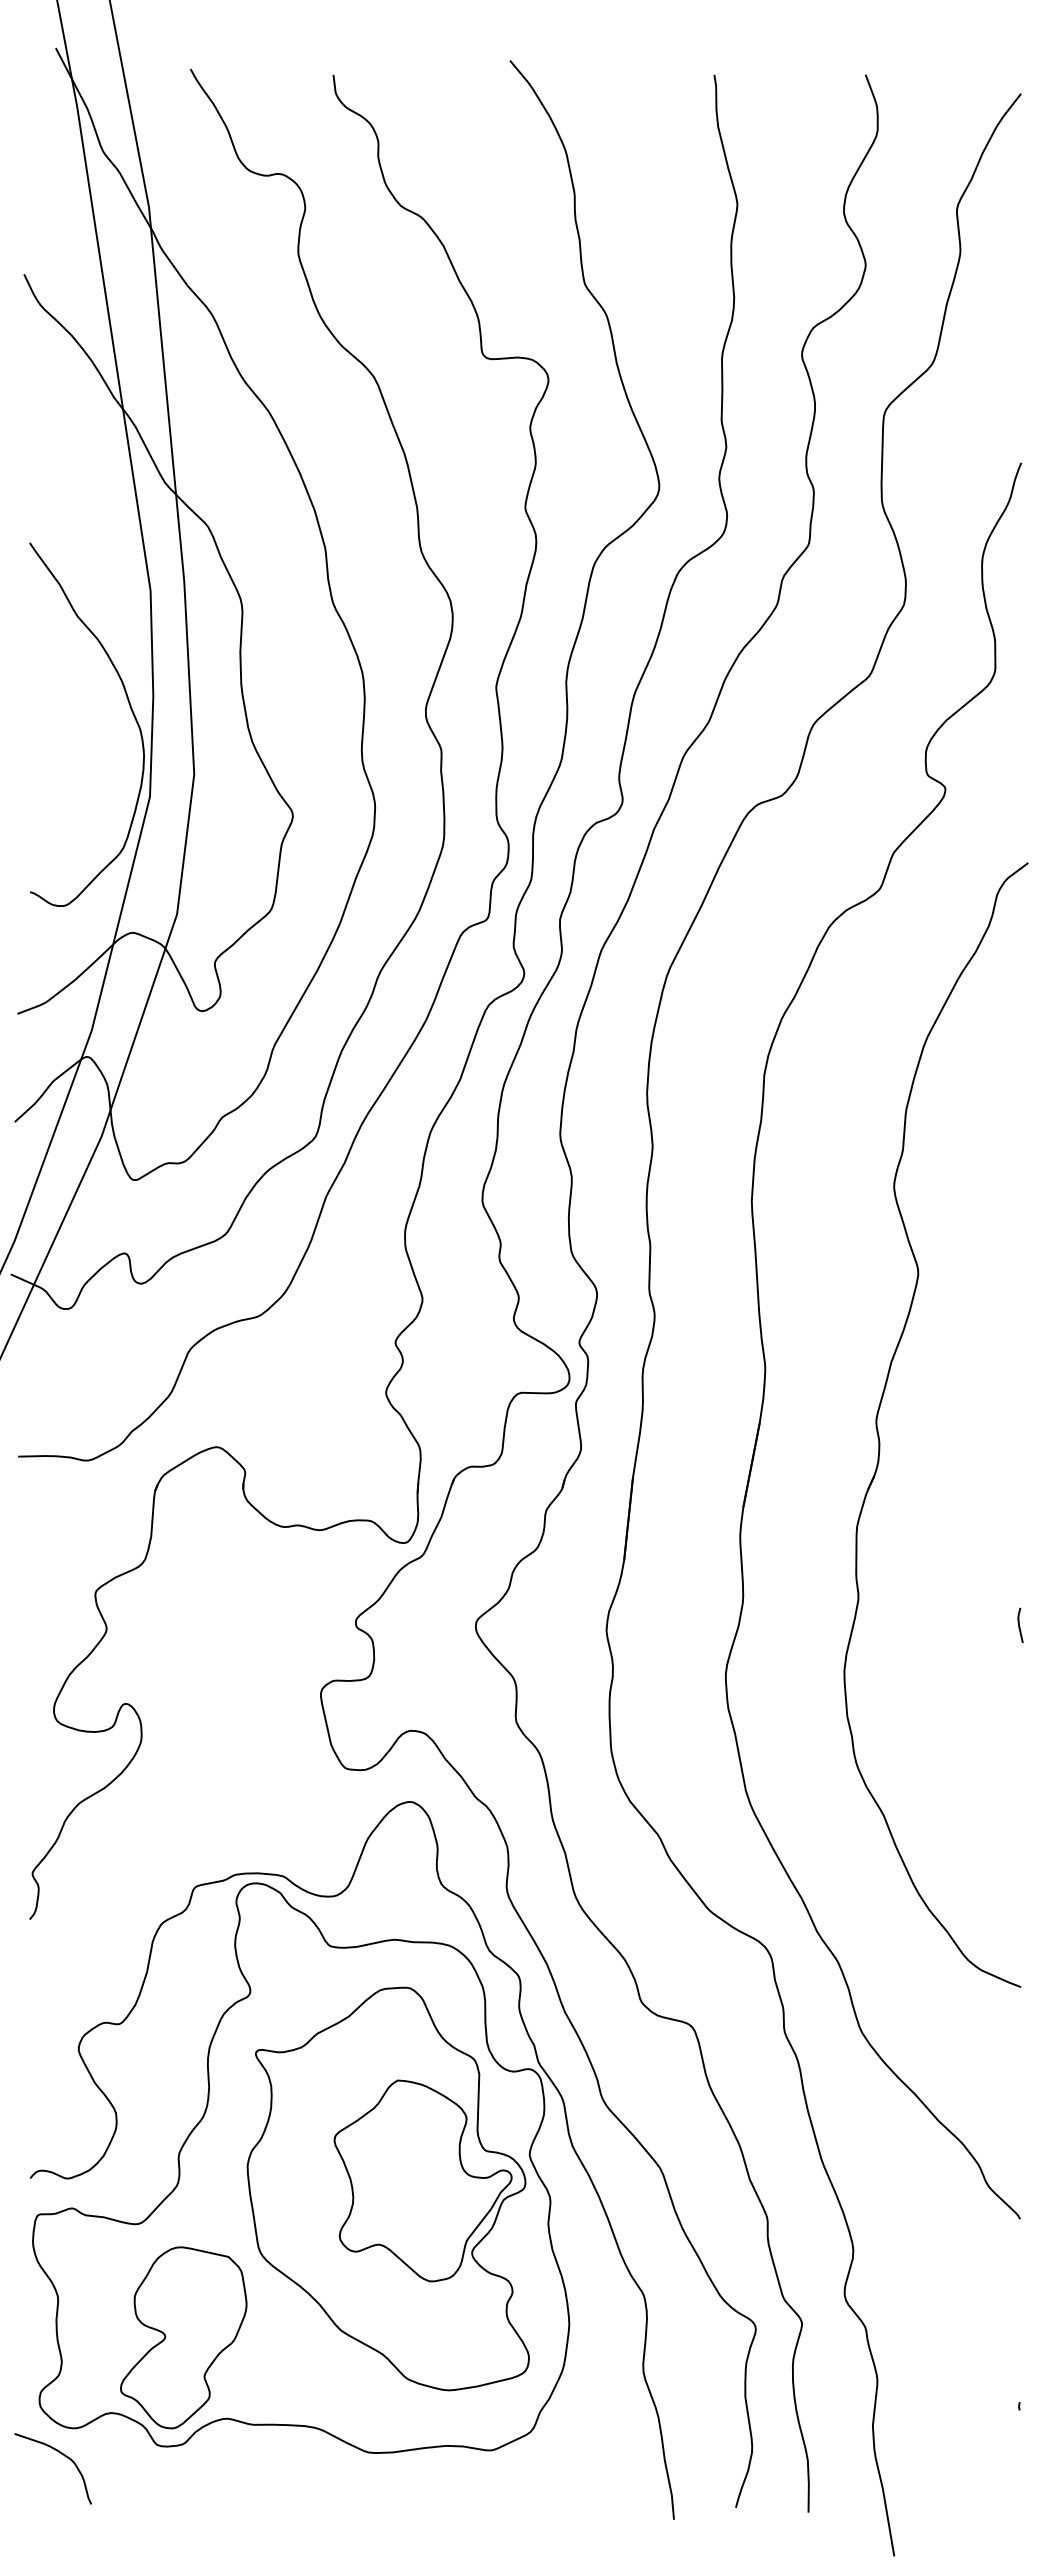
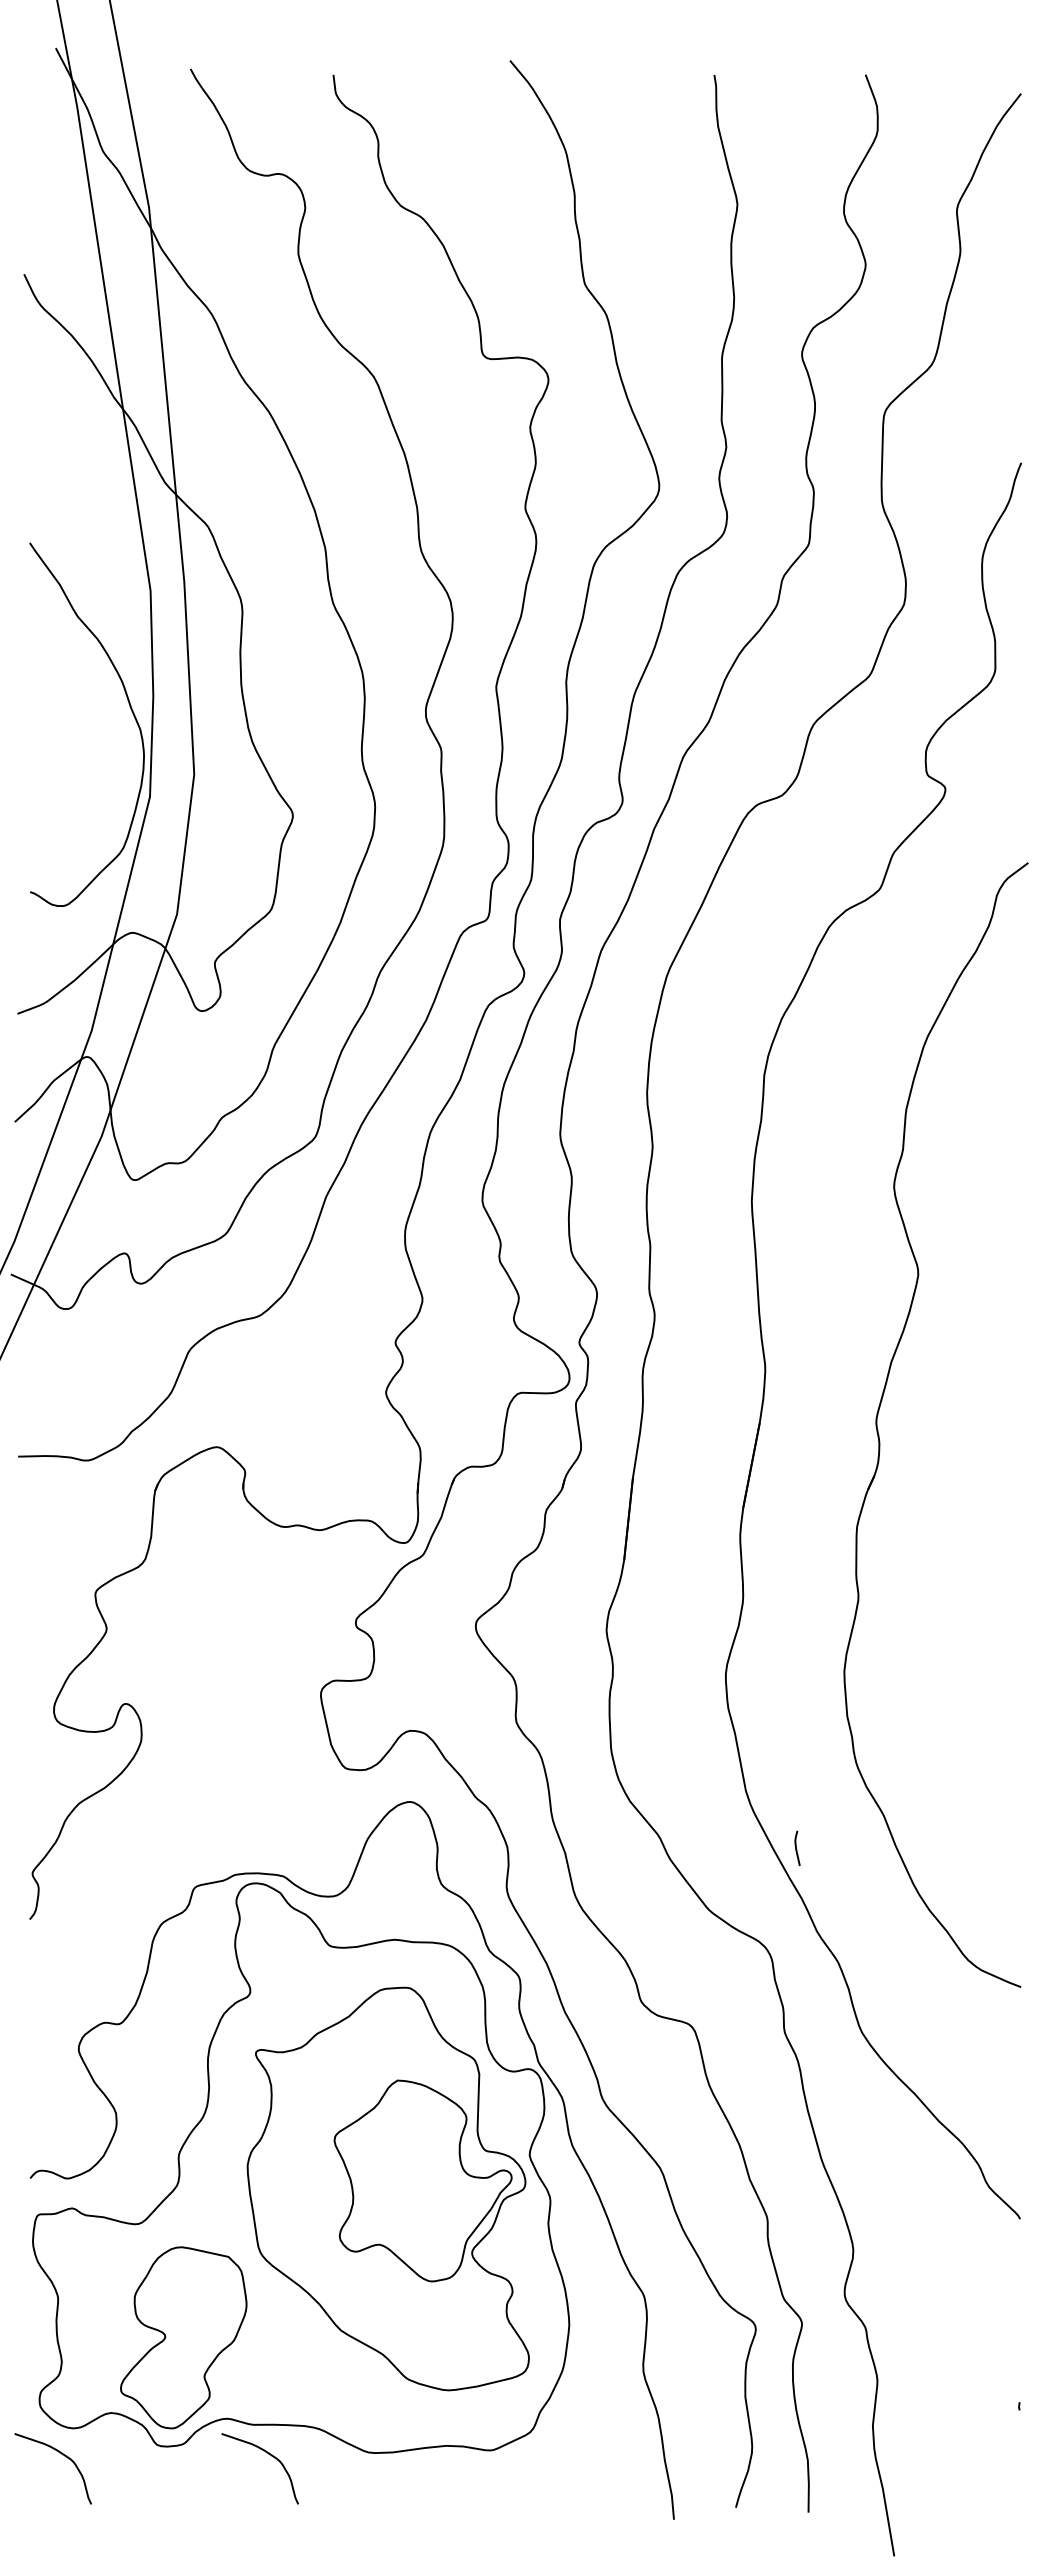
line position: (1019, 1624) -> (796, 1847) (796, 1847)
curve: none -> present (268, 2454)
